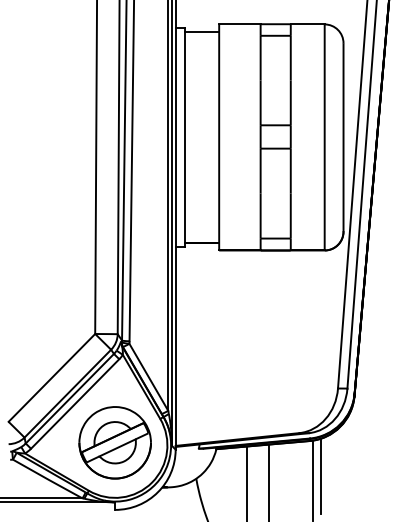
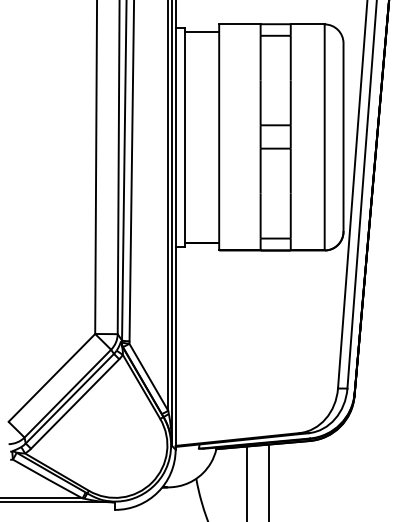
part: present -> none (114, 442)
line: present -> none (320, 475)
line: present -> none (313, 479)
